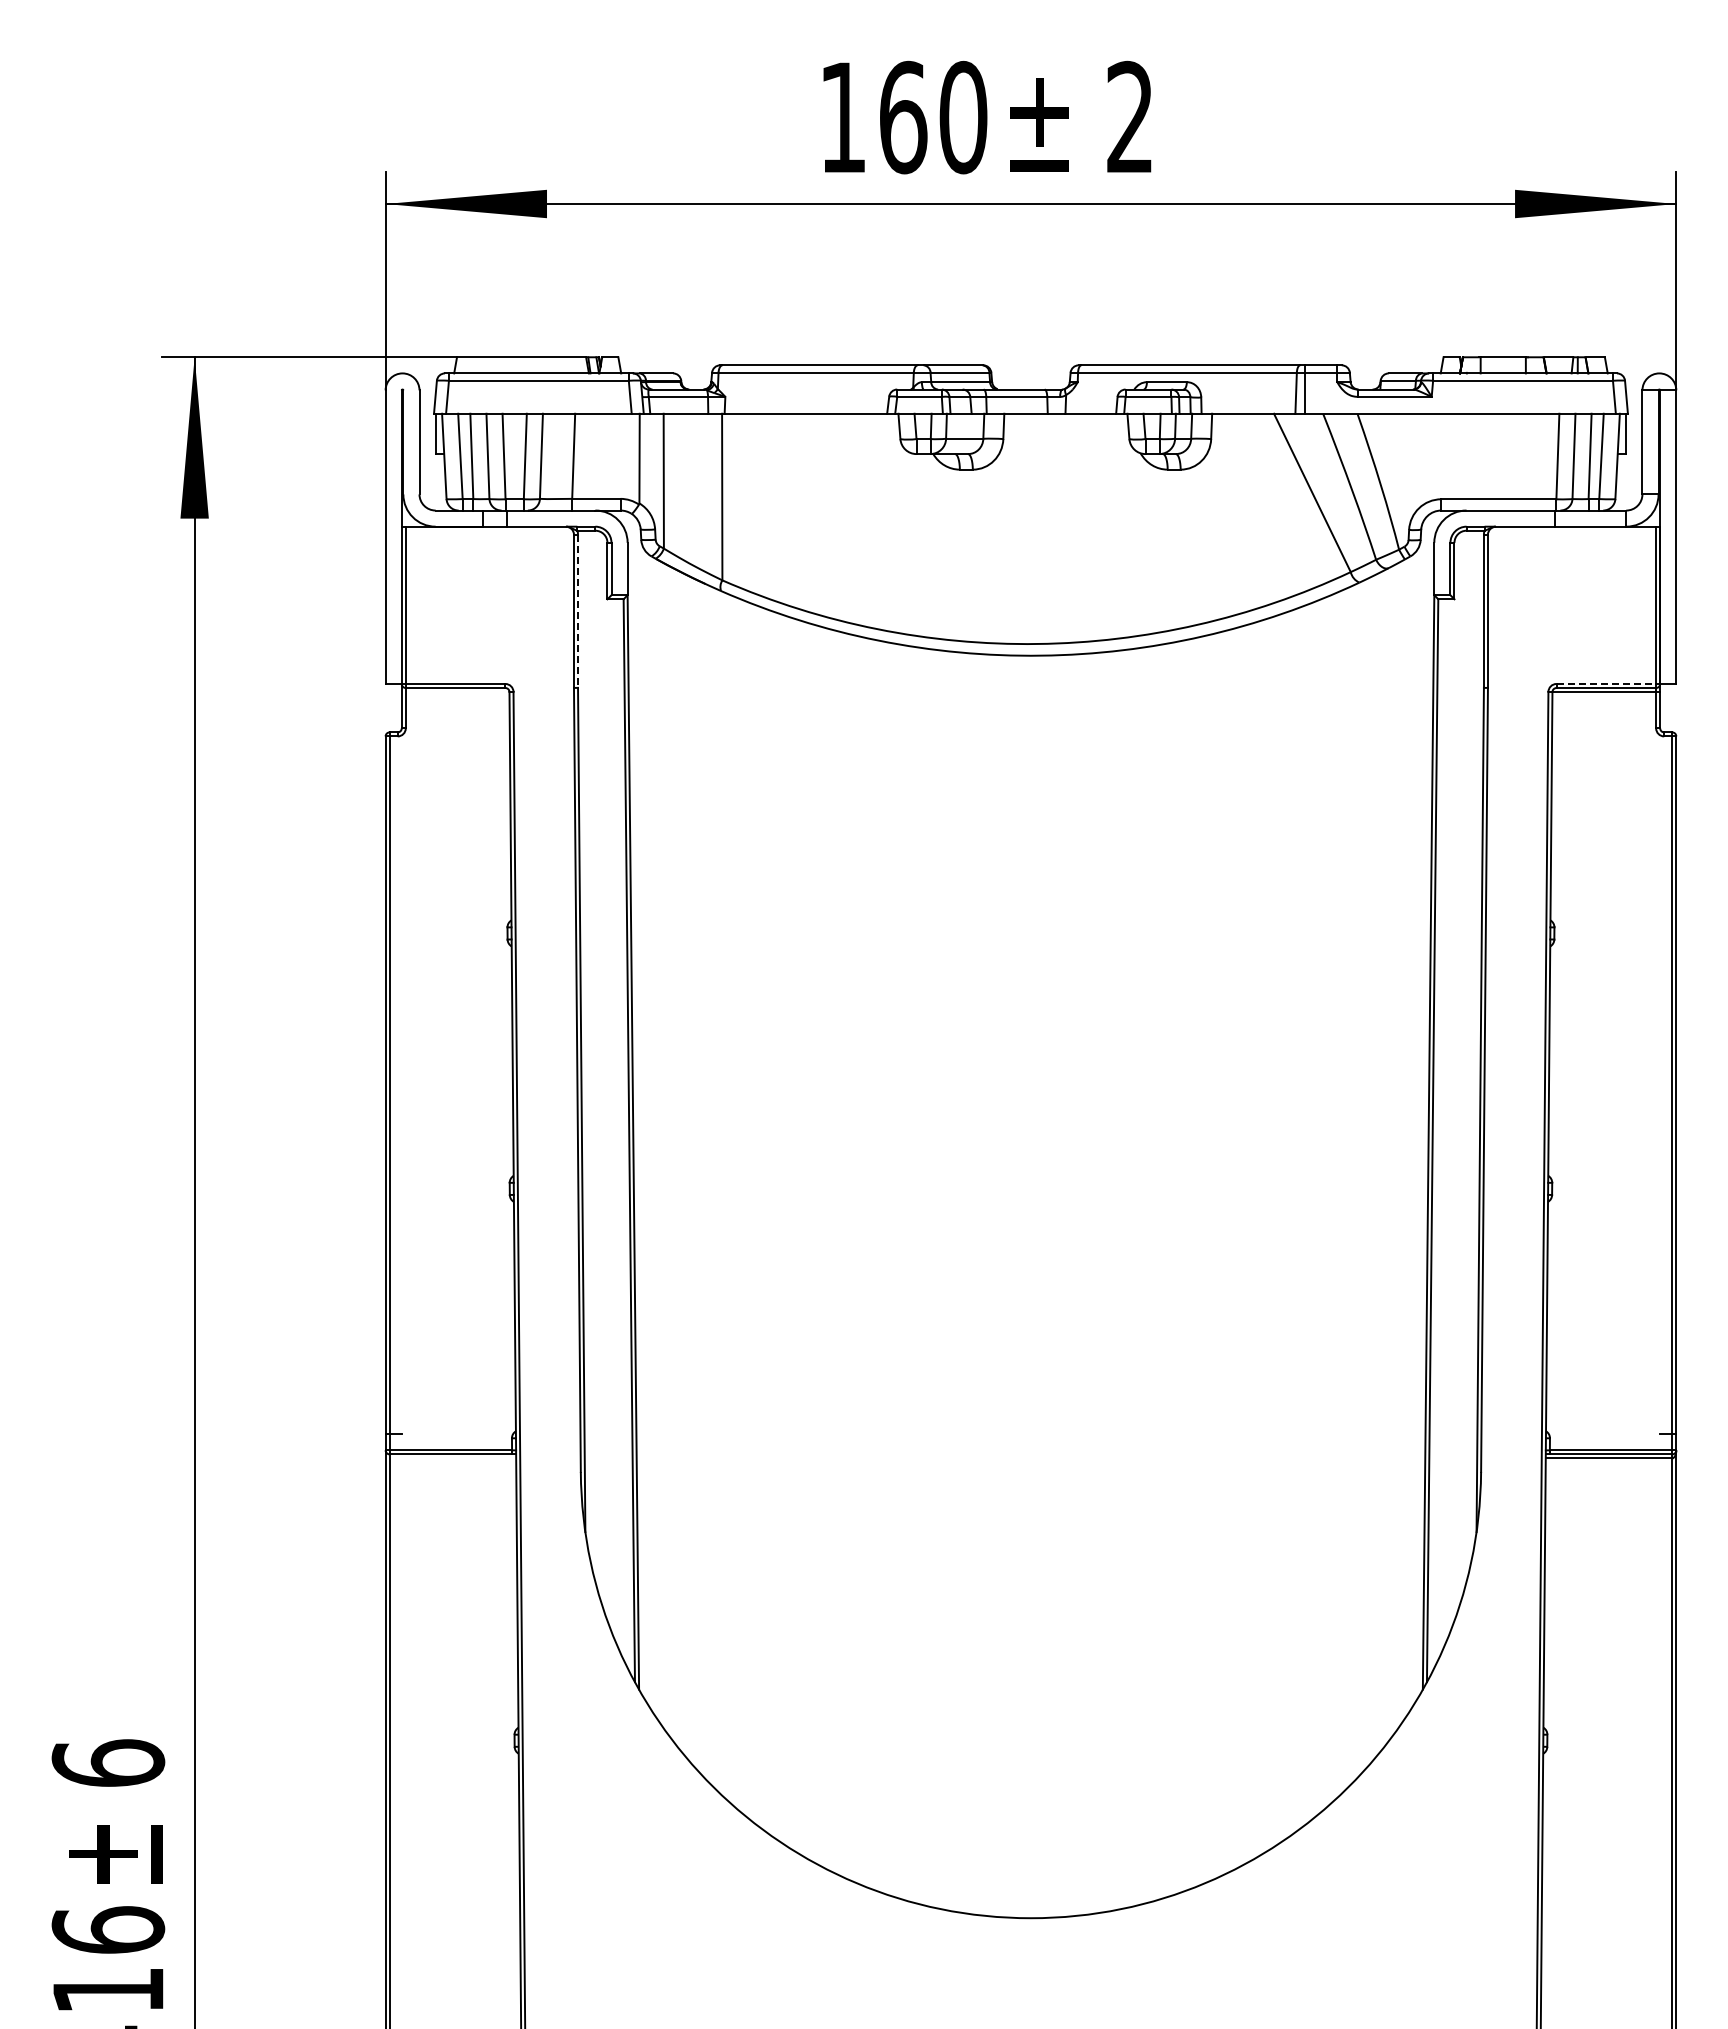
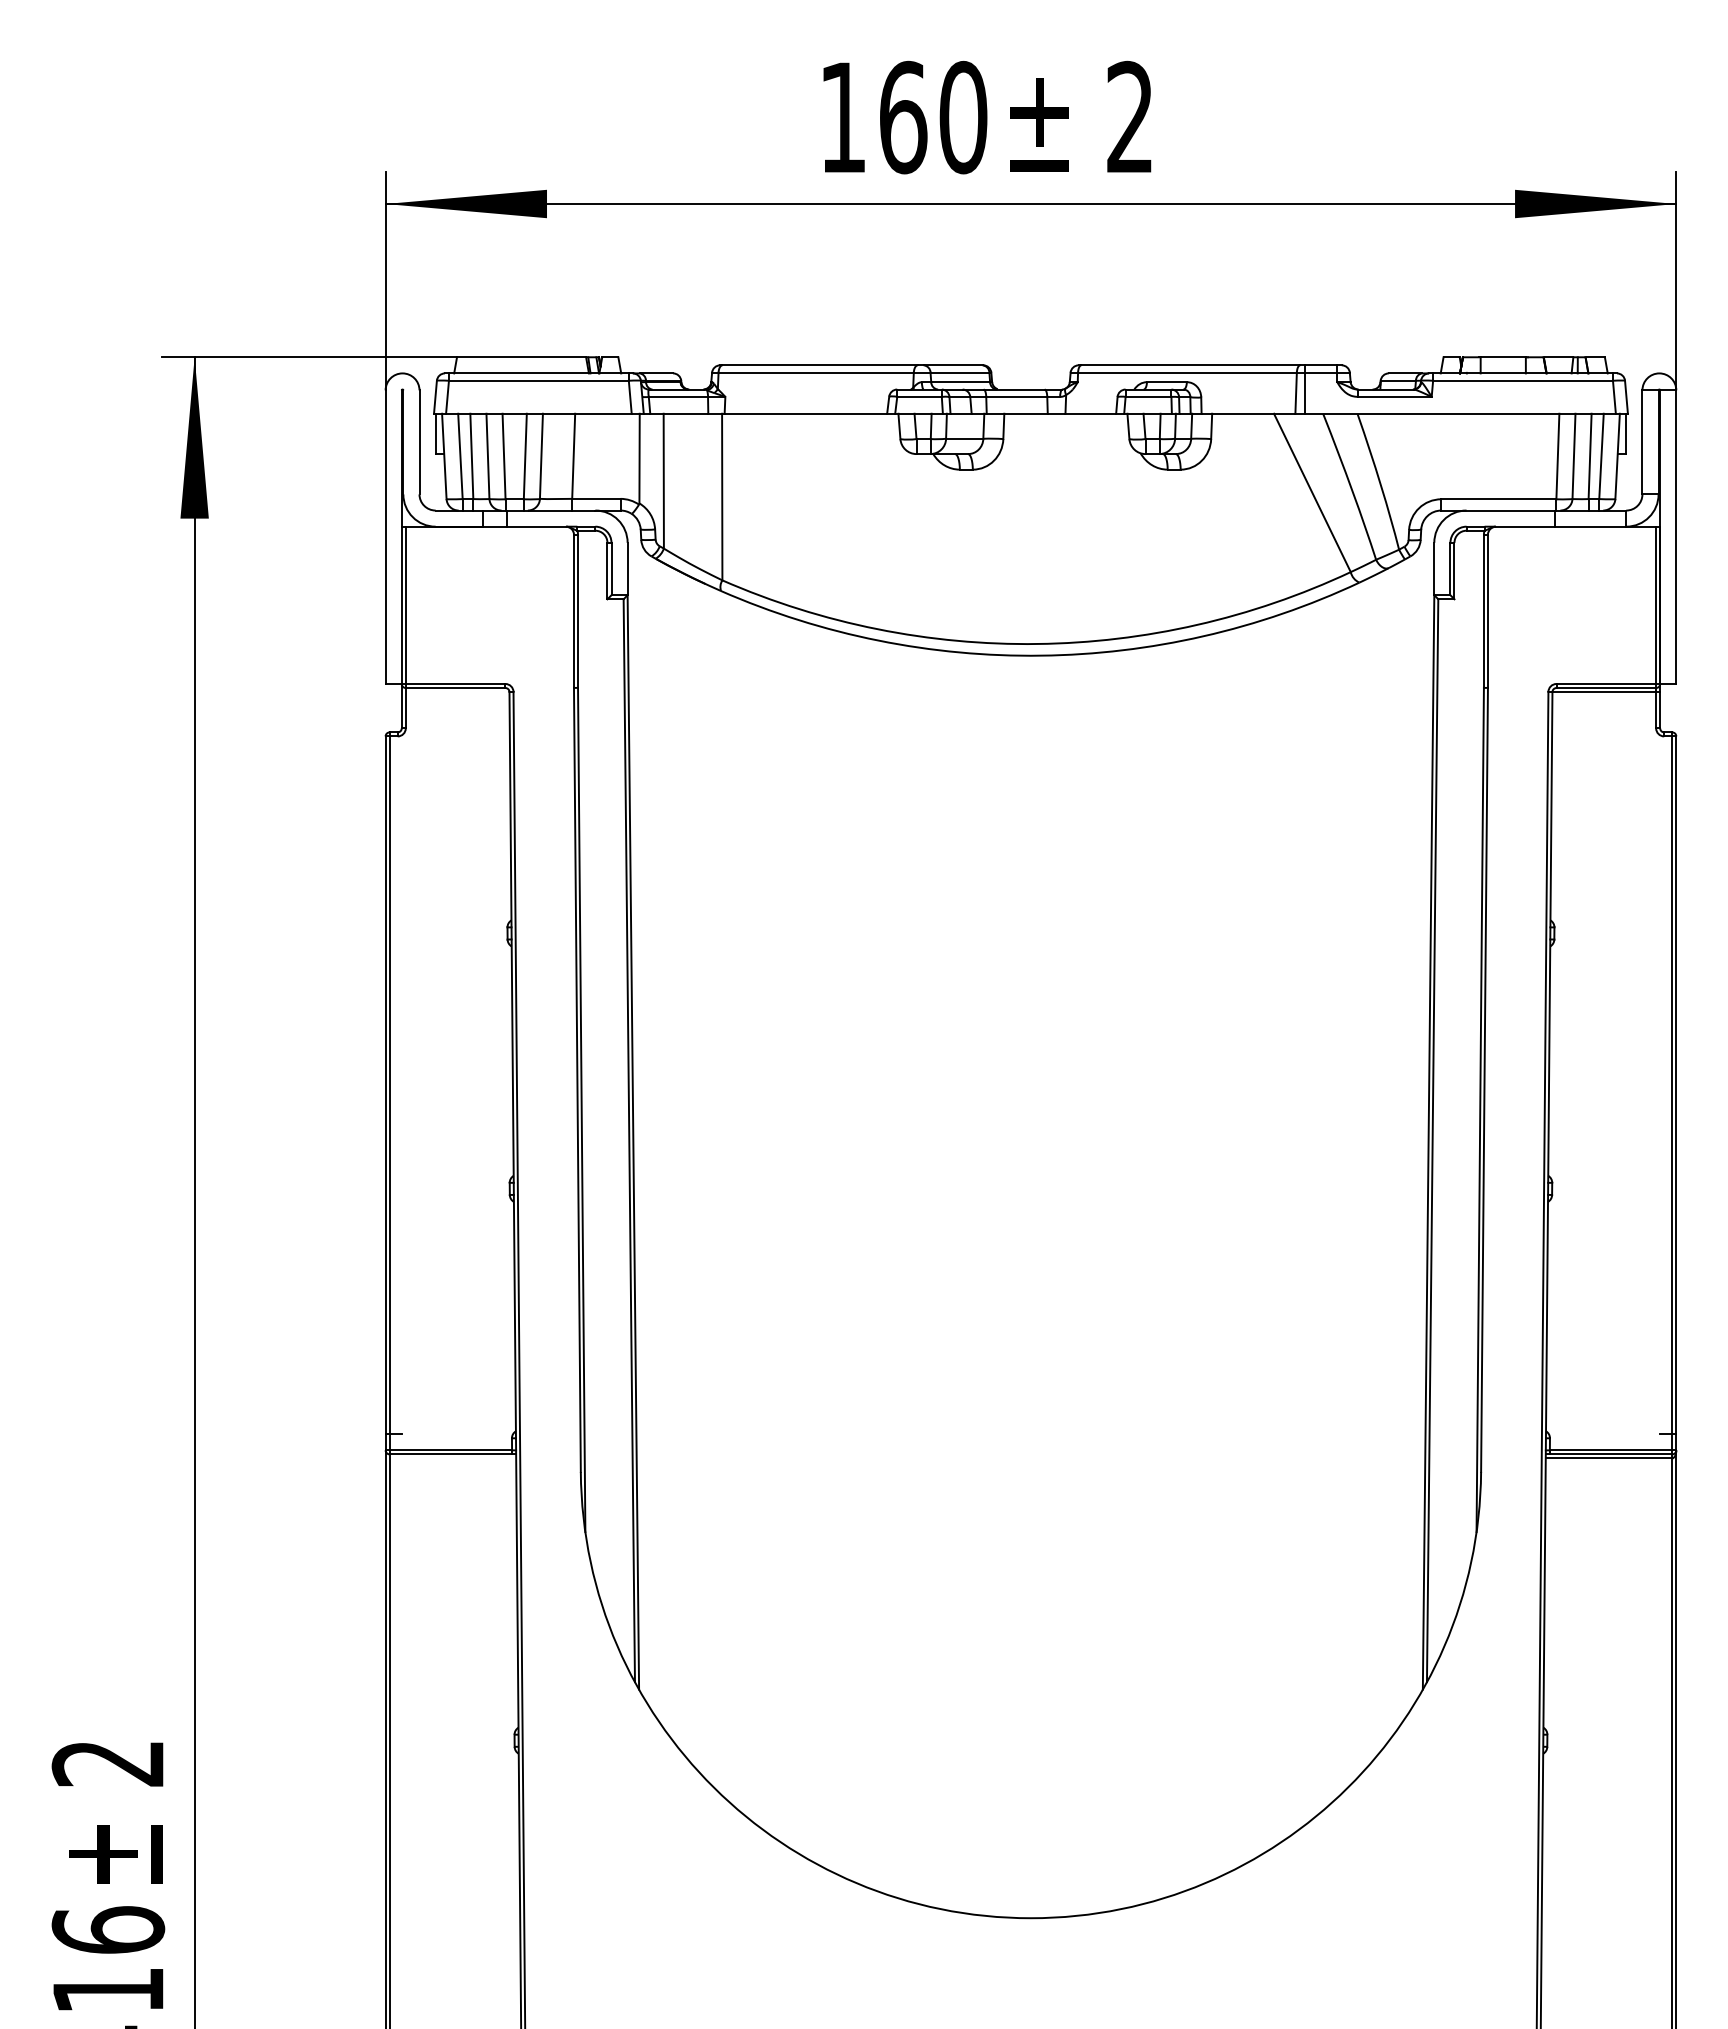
line: dashed -> solid (578, 611)
line: dashed -> solid (1606, 683)
text: 6 -> 2 (108, 1762)
